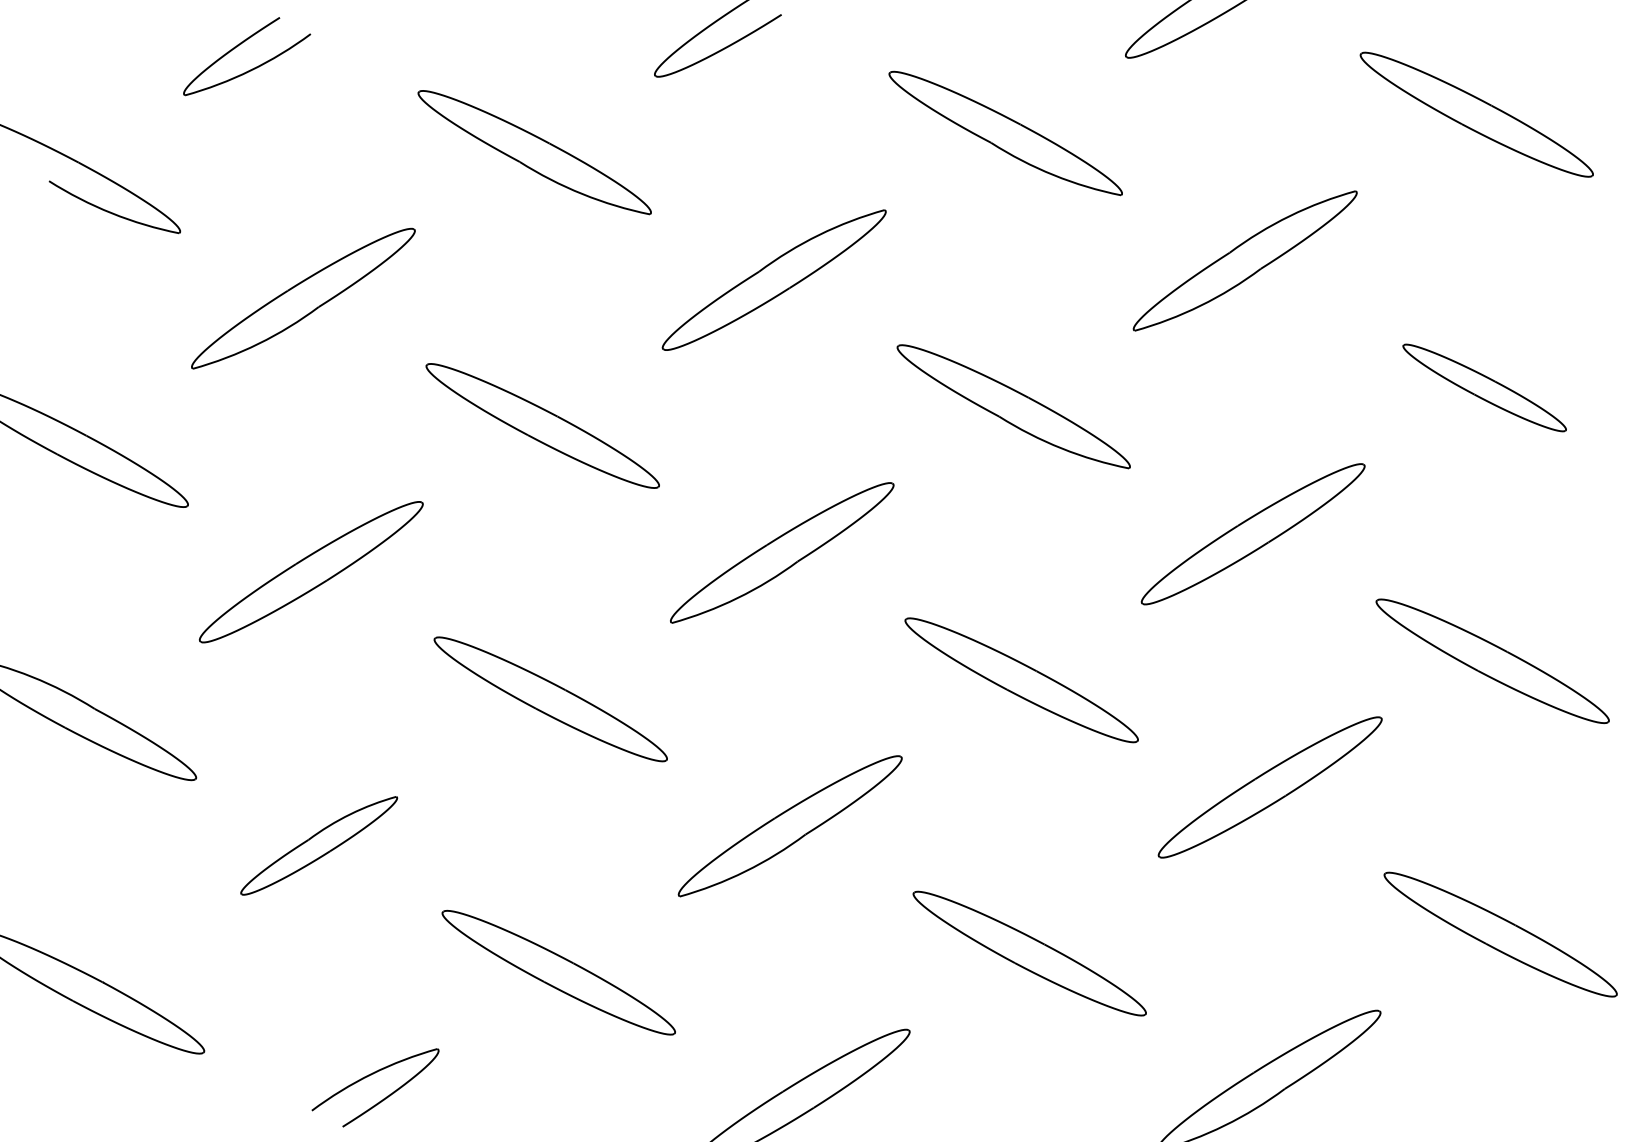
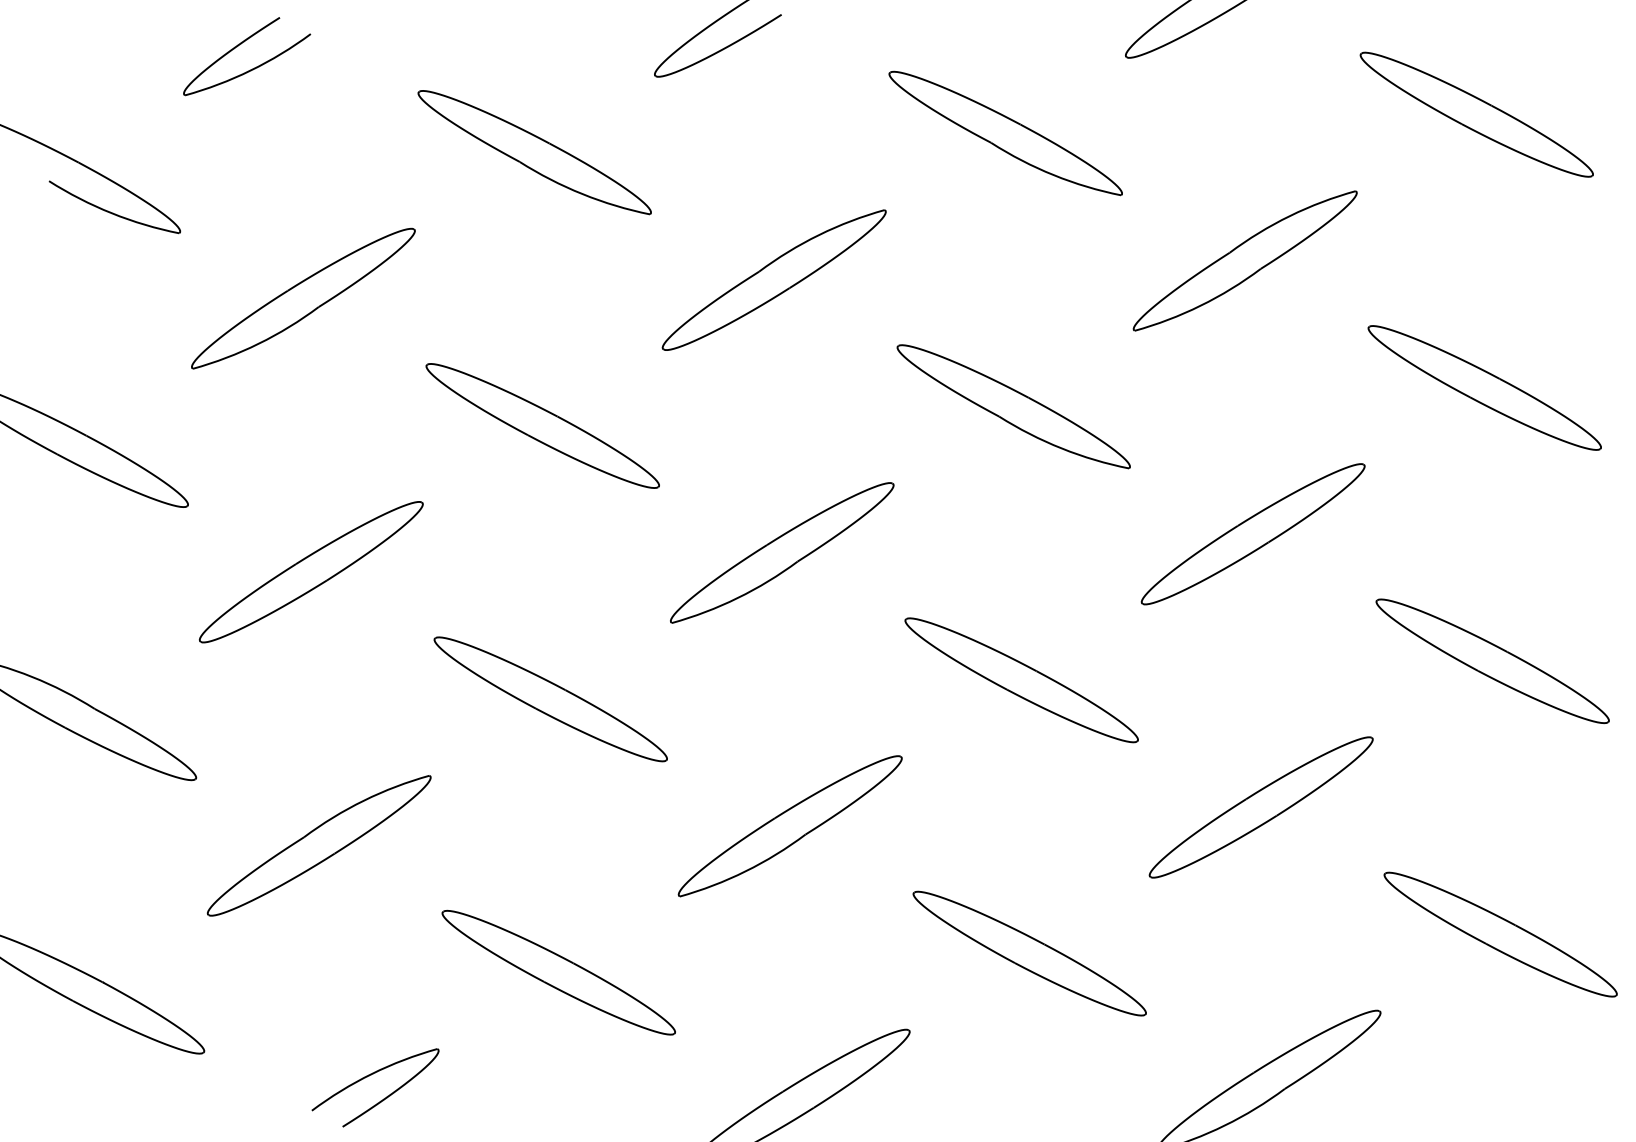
part size: 165x90 px -> 235x126 px (1484, 387)
part position: (1269, 787) -> (1260, 807) (1260, 807)
part size: 159x100 px -> 226x142 px (318, 845)
